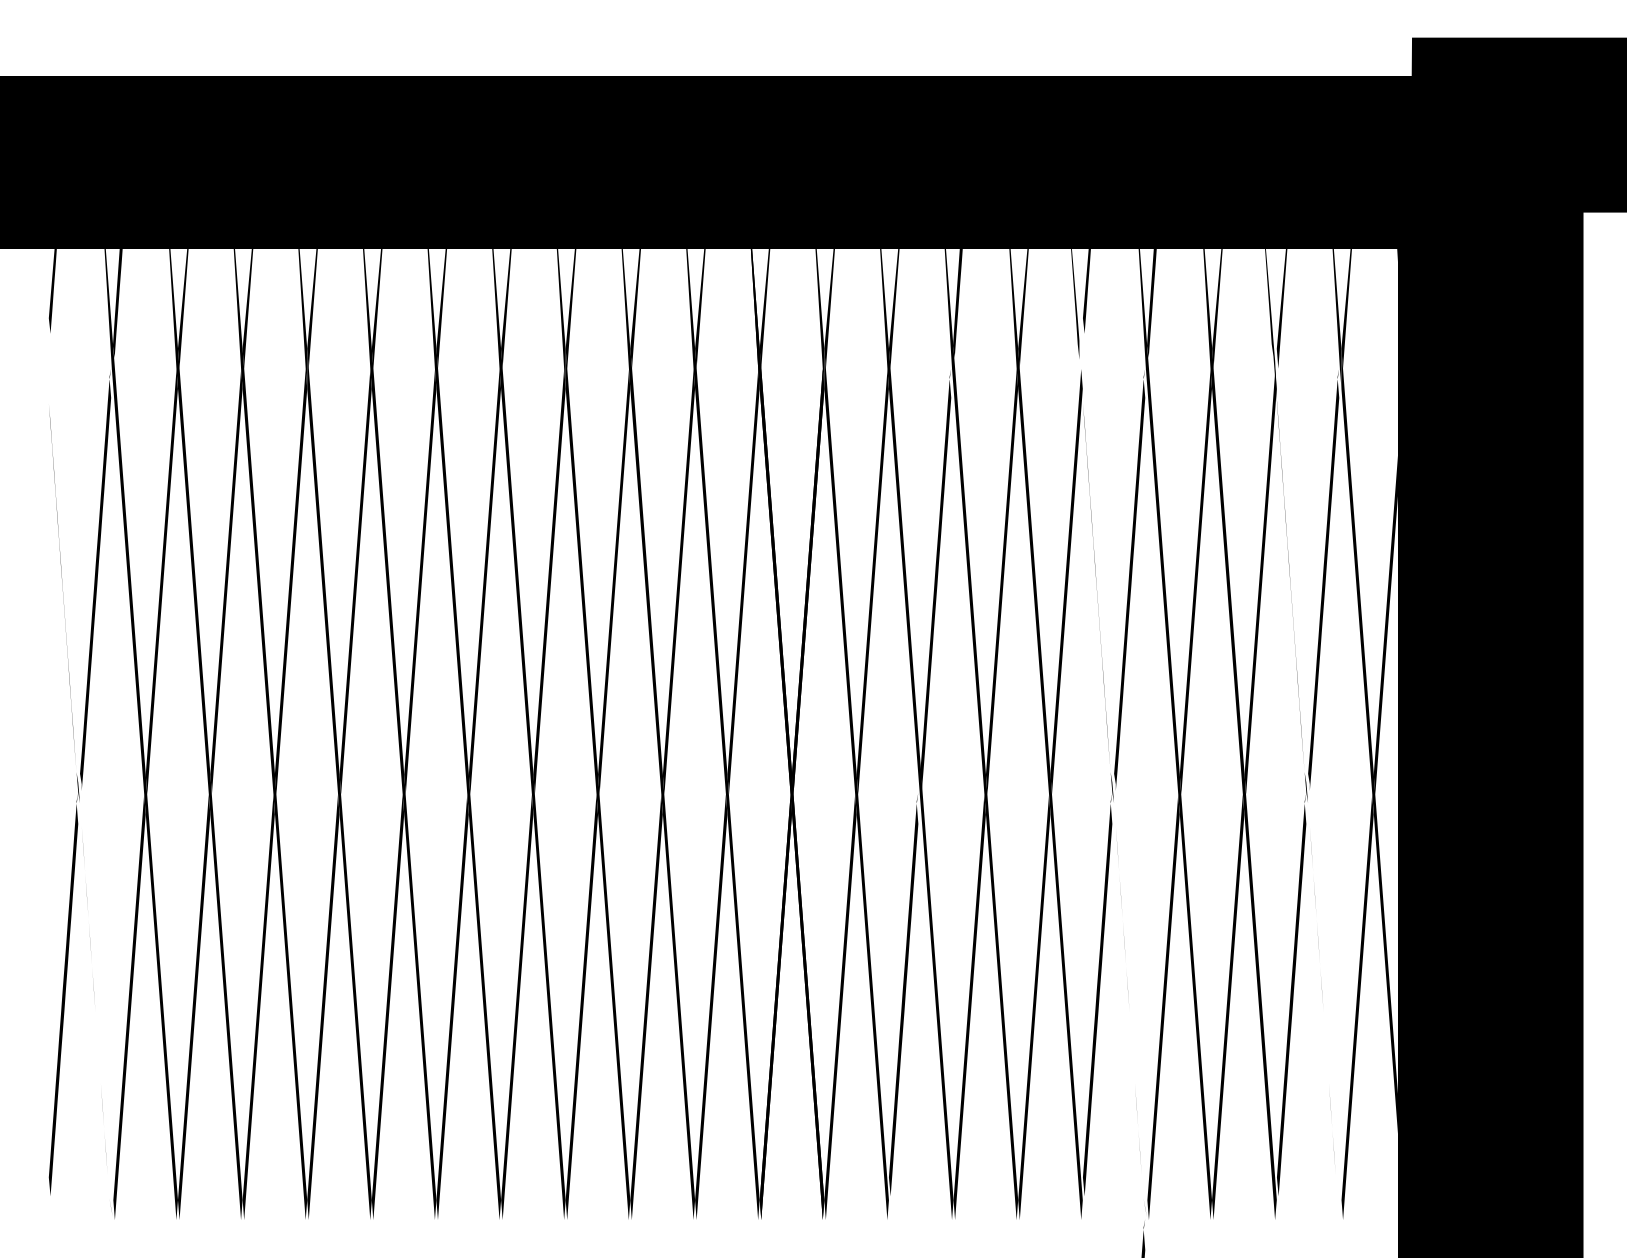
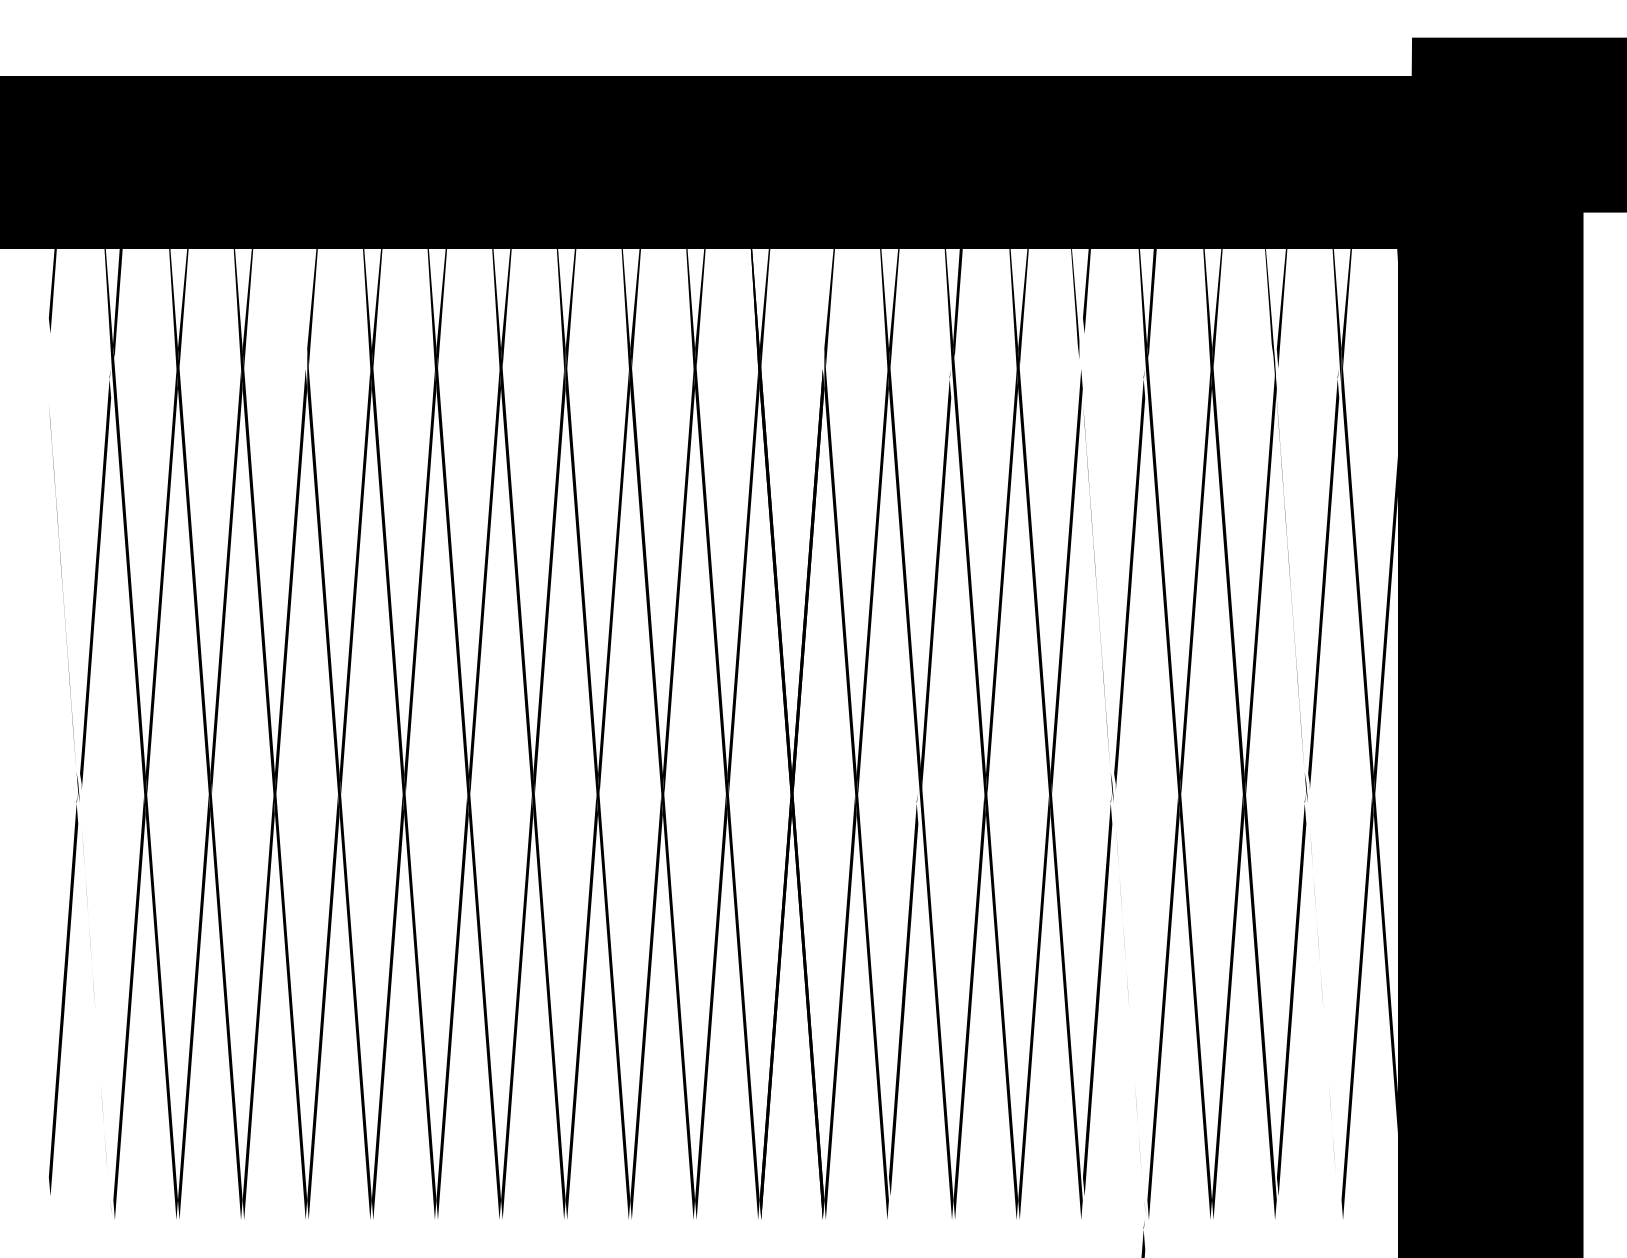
fill: present -> none (300, 275)
fill: present -> none (817, 275)
